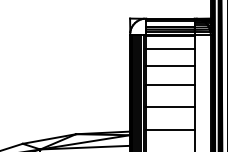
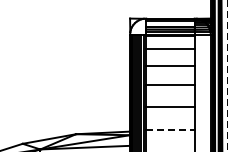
line: solid -> dashed (227, 75)
line: solid -> dashed (170, 130)
